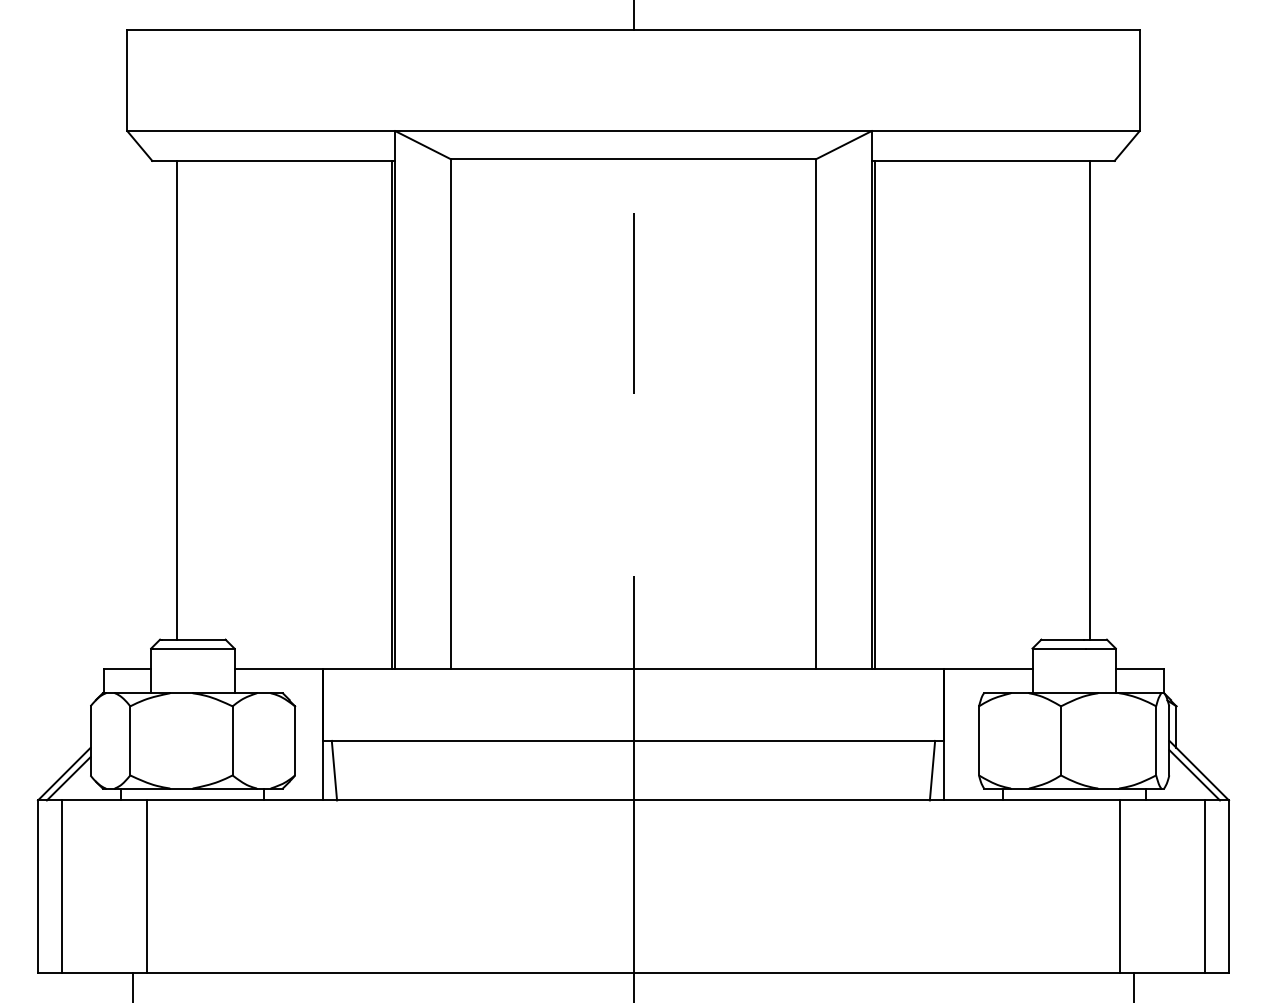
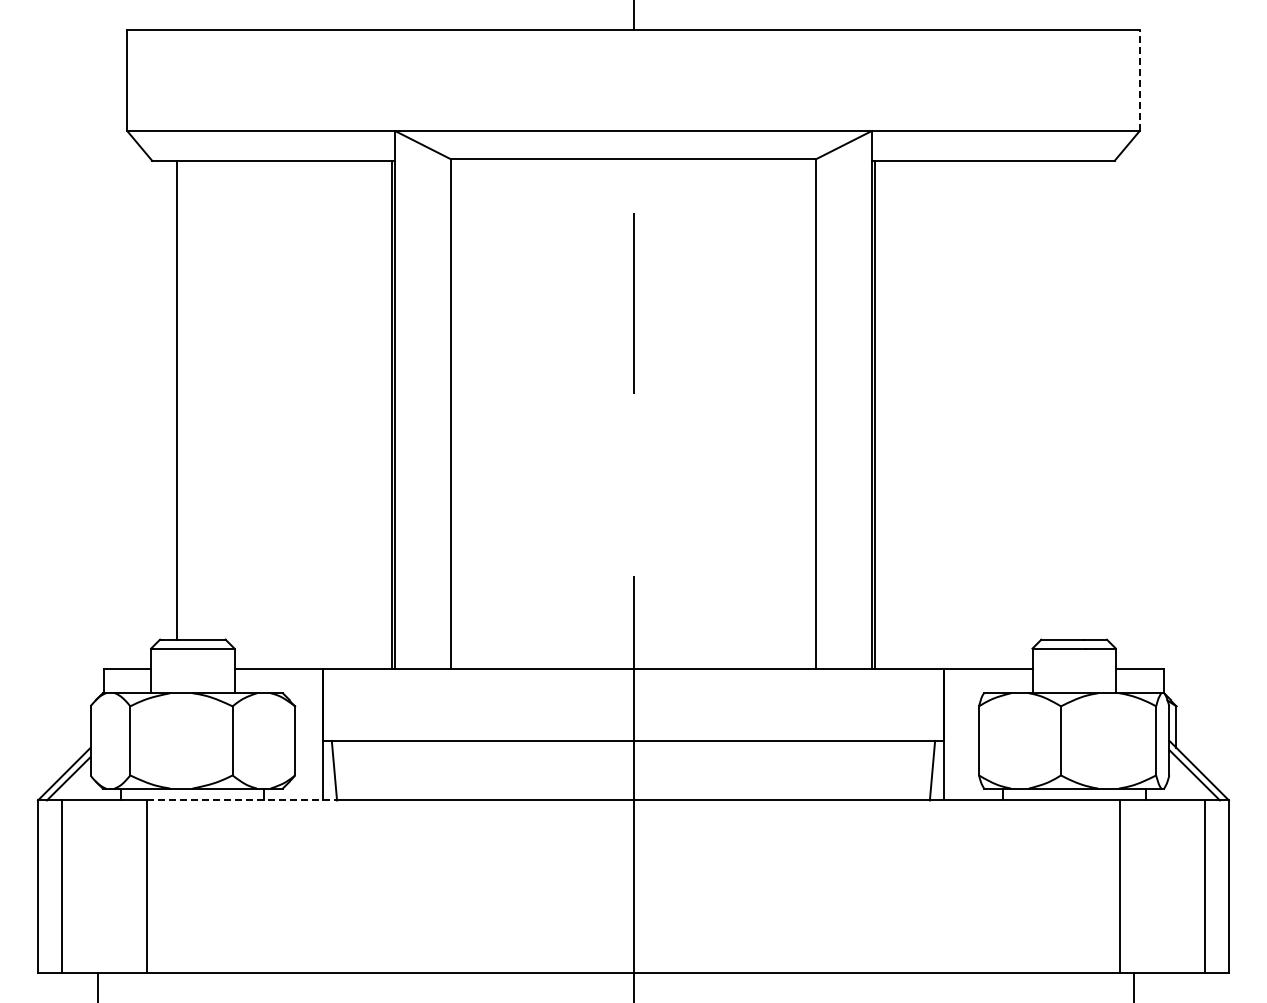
line: solid -> dashed (1139, 80)
line: present -> none (1090, 399)
line: solid -> dashed (242, 800)
line position: (133, 986) -> (98, 986) (98, 986)
